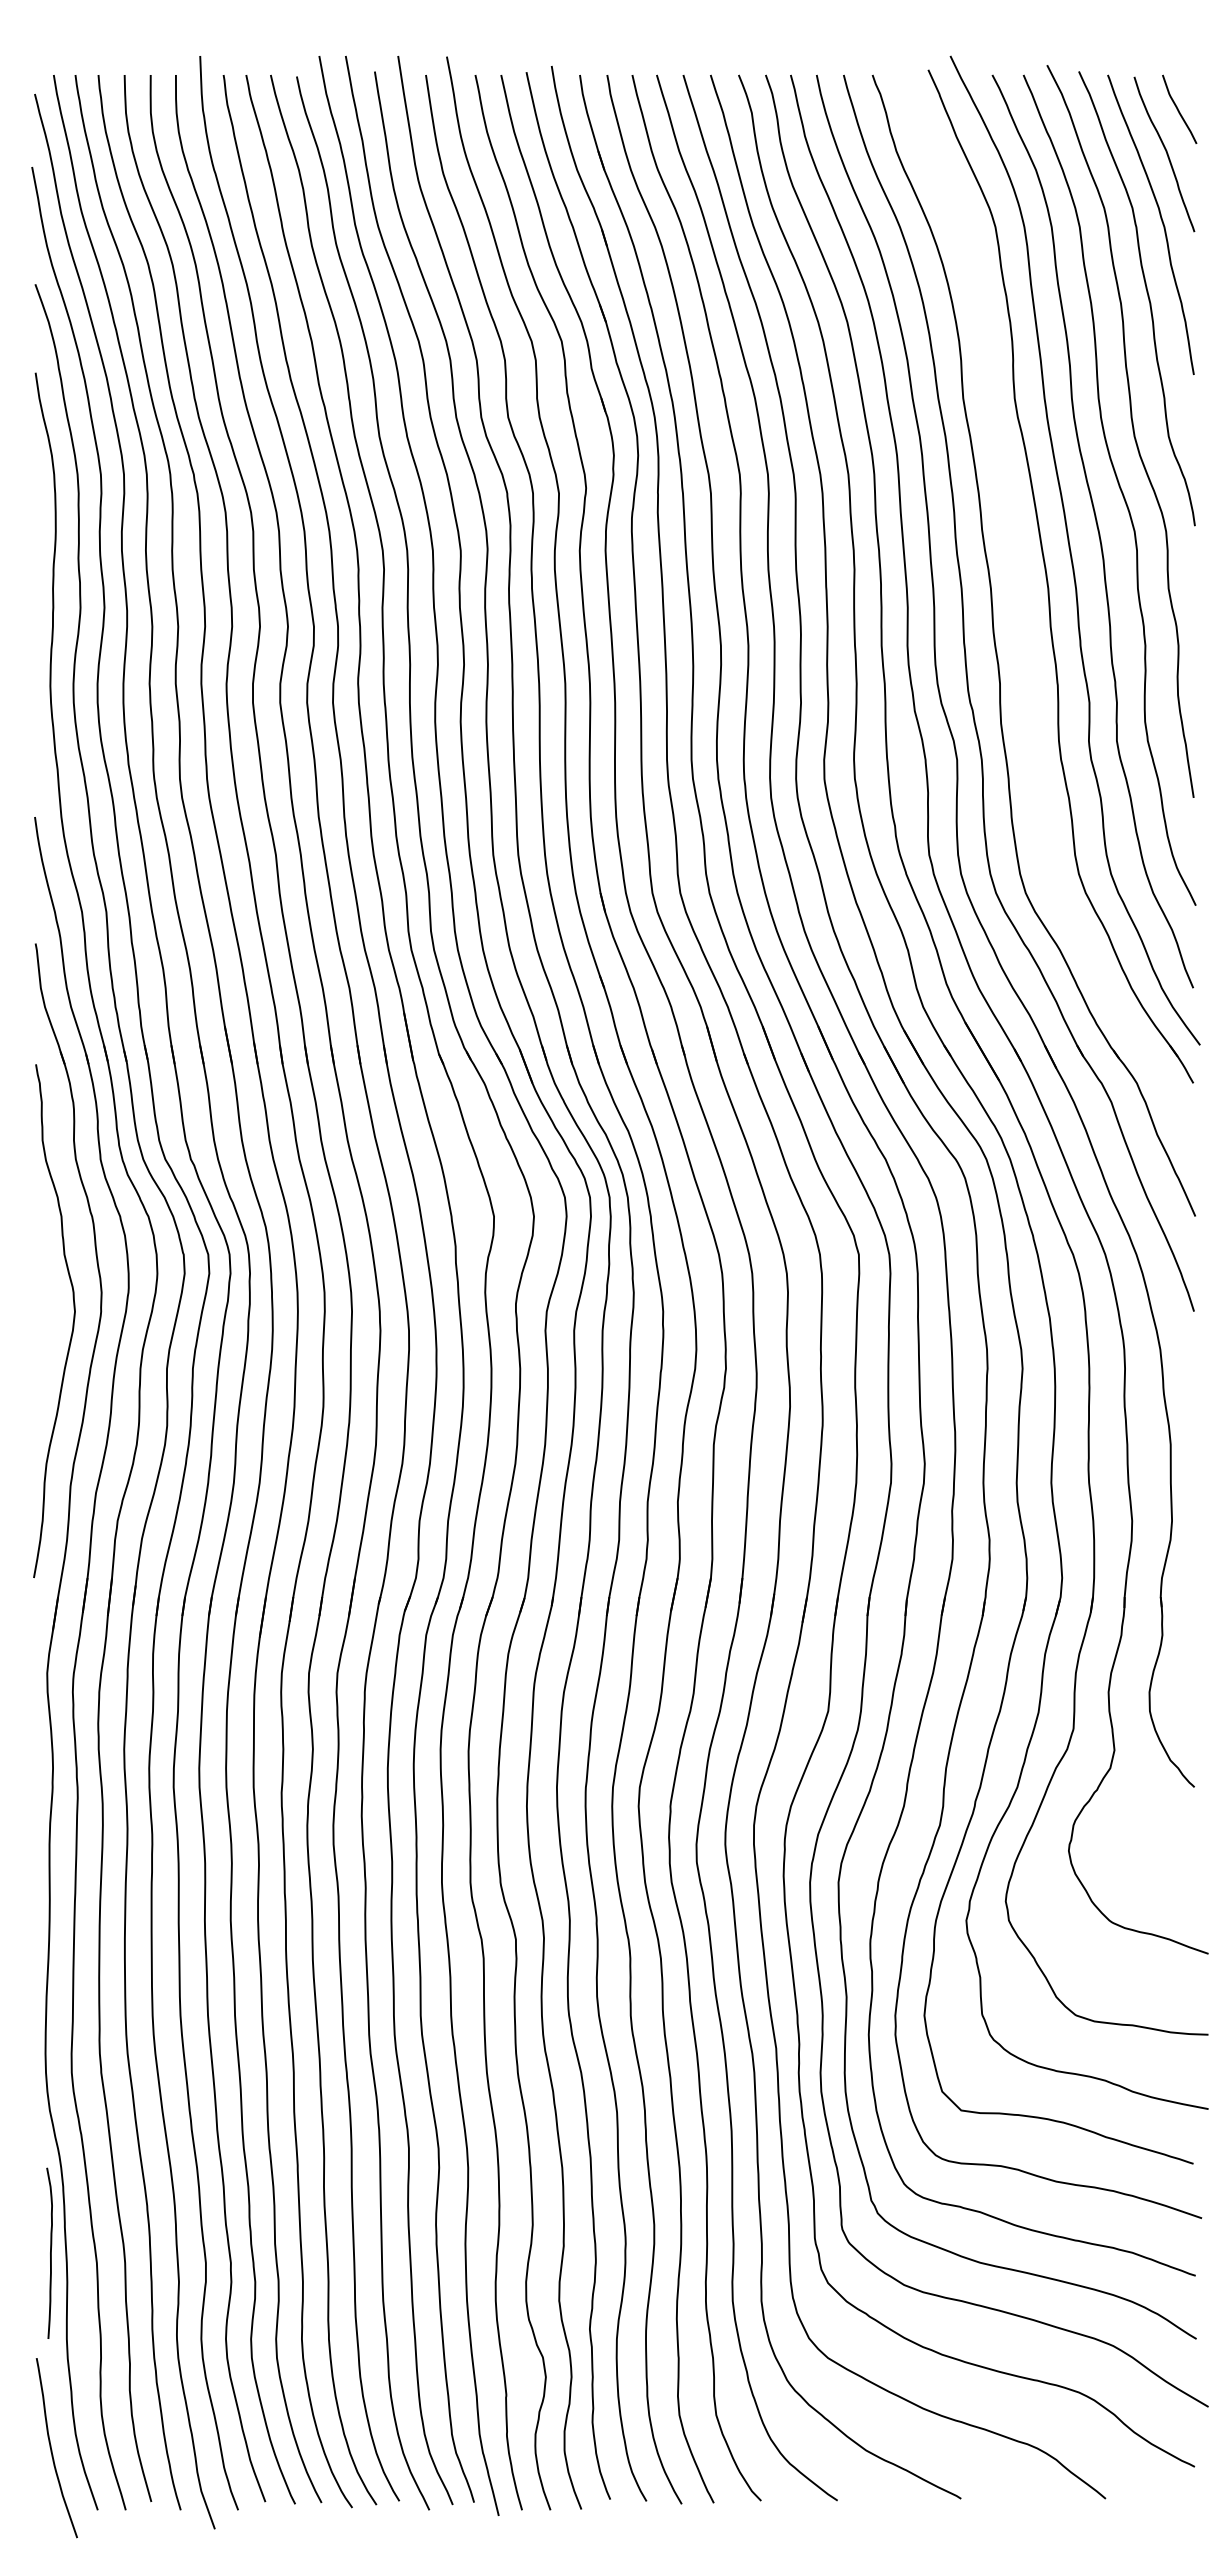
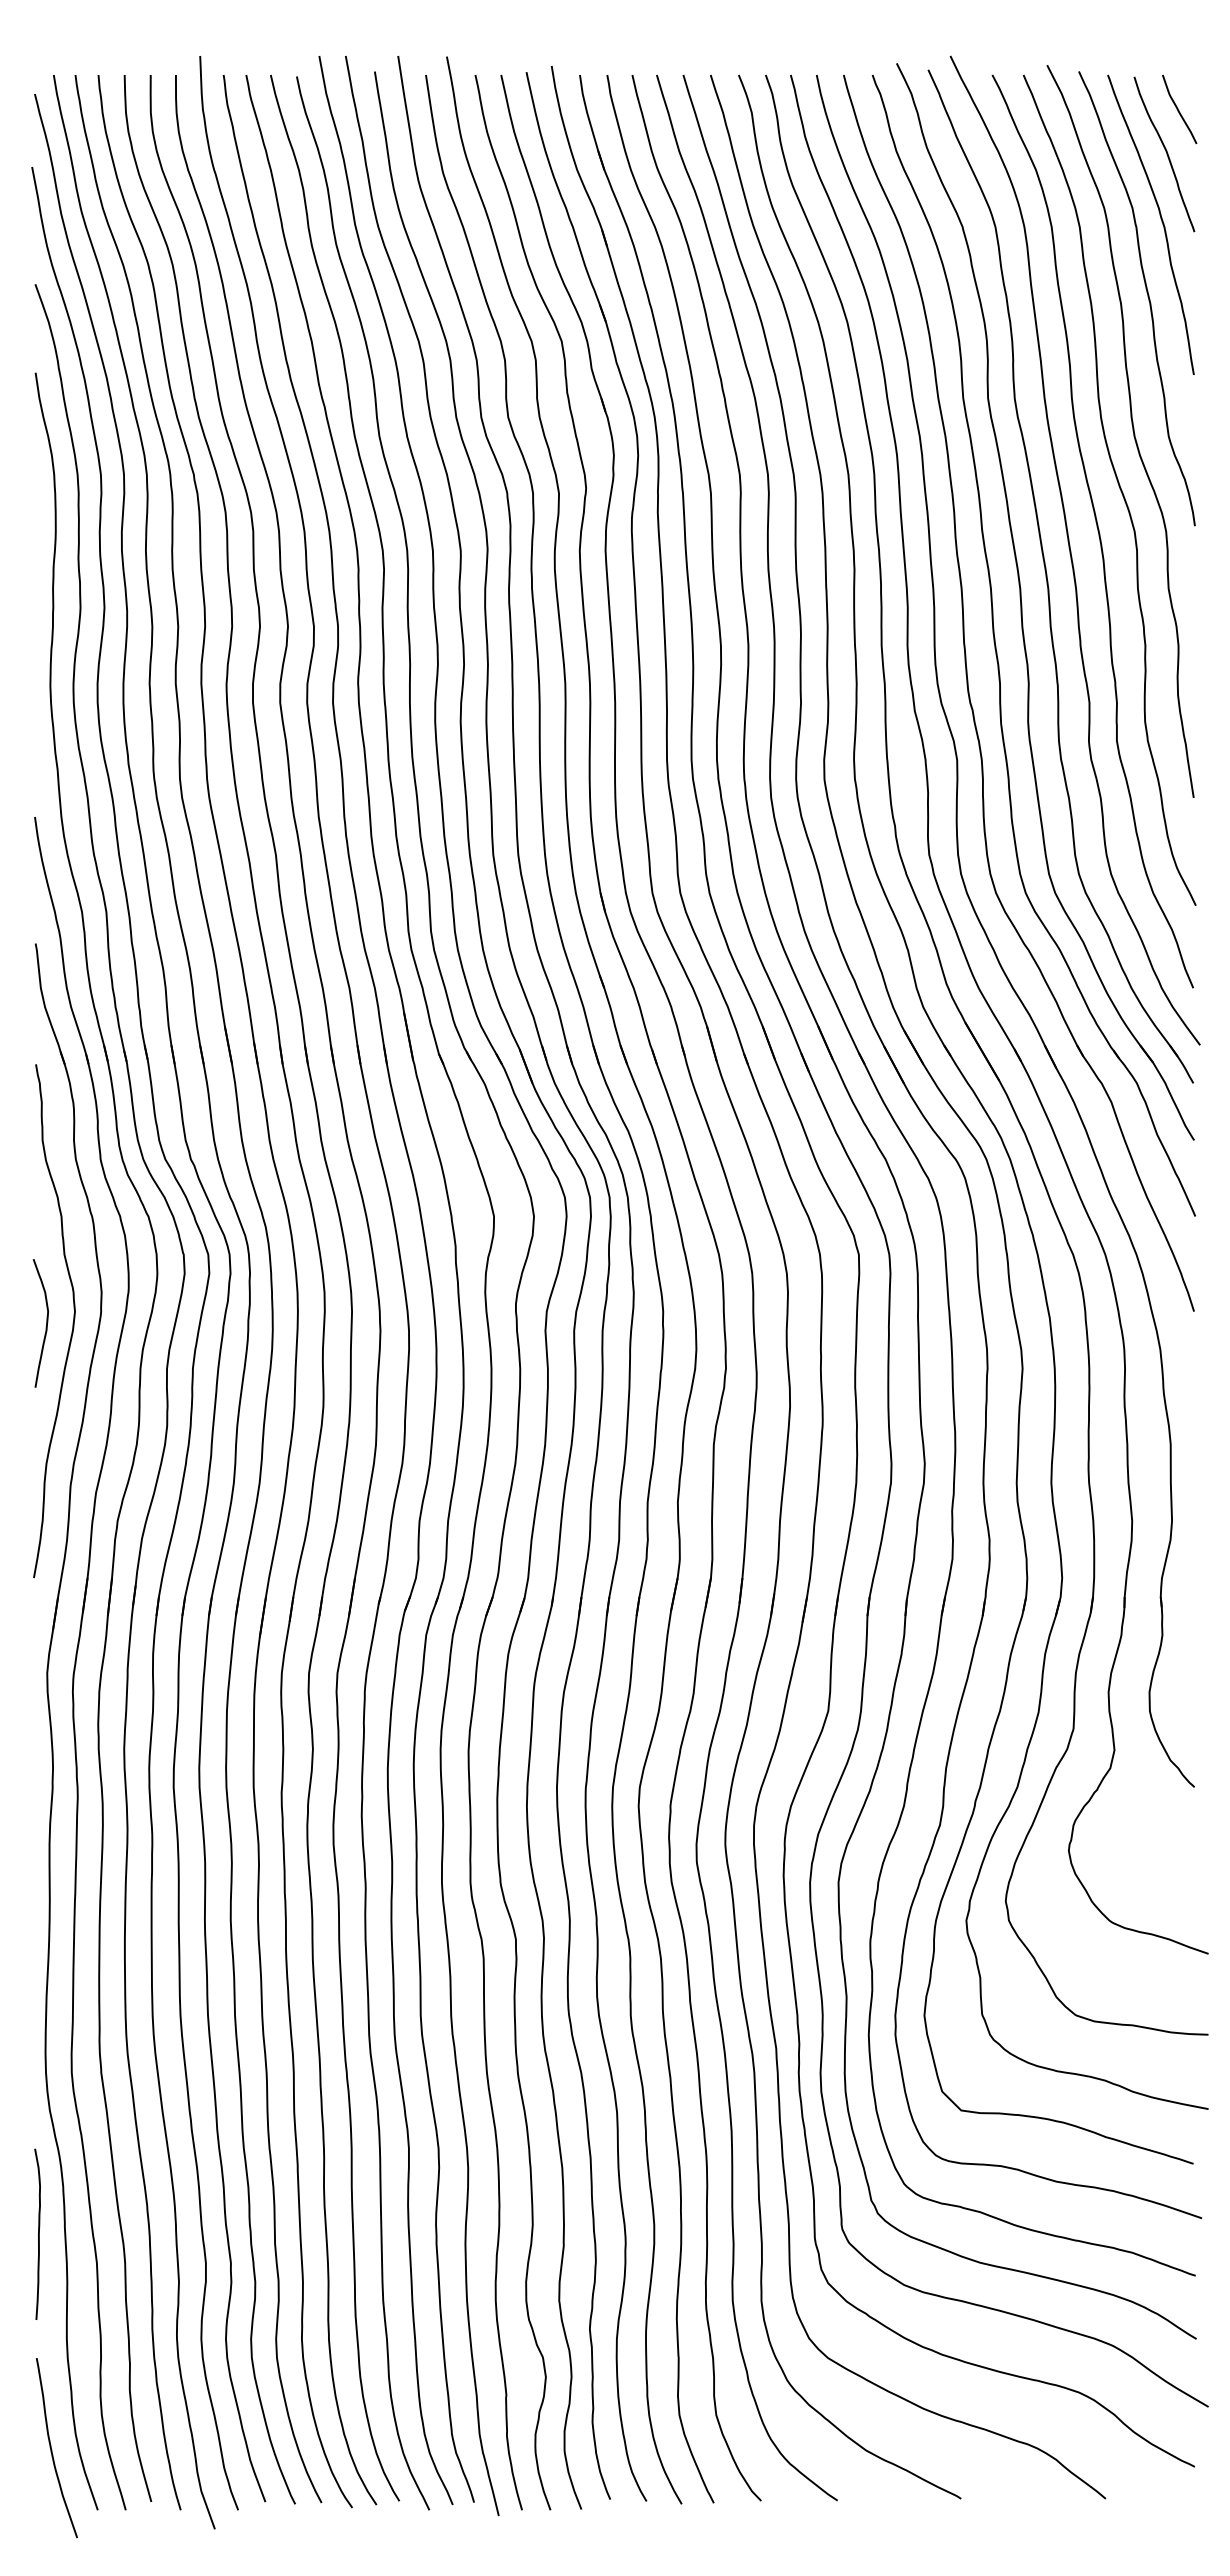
part: none -> present (1022, 604)
curve: none -> present (46, 1323)
curve position: (50, 2252) -> (38, 2233) (38, 2233)
